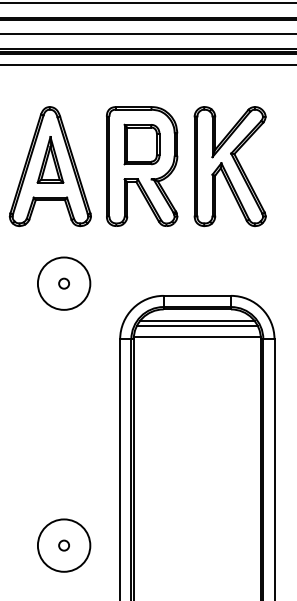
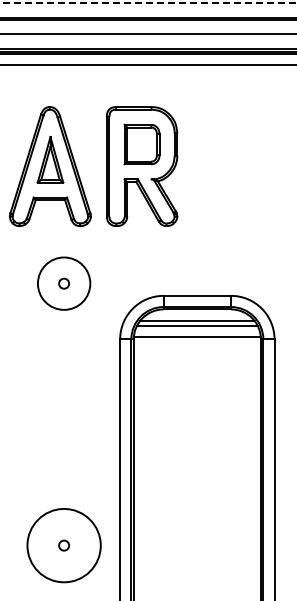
line: solid -> dashed (148, 3)
part: present -> none (229, 166)
circle diameter: 52 px -> 73 px (63, 545)
